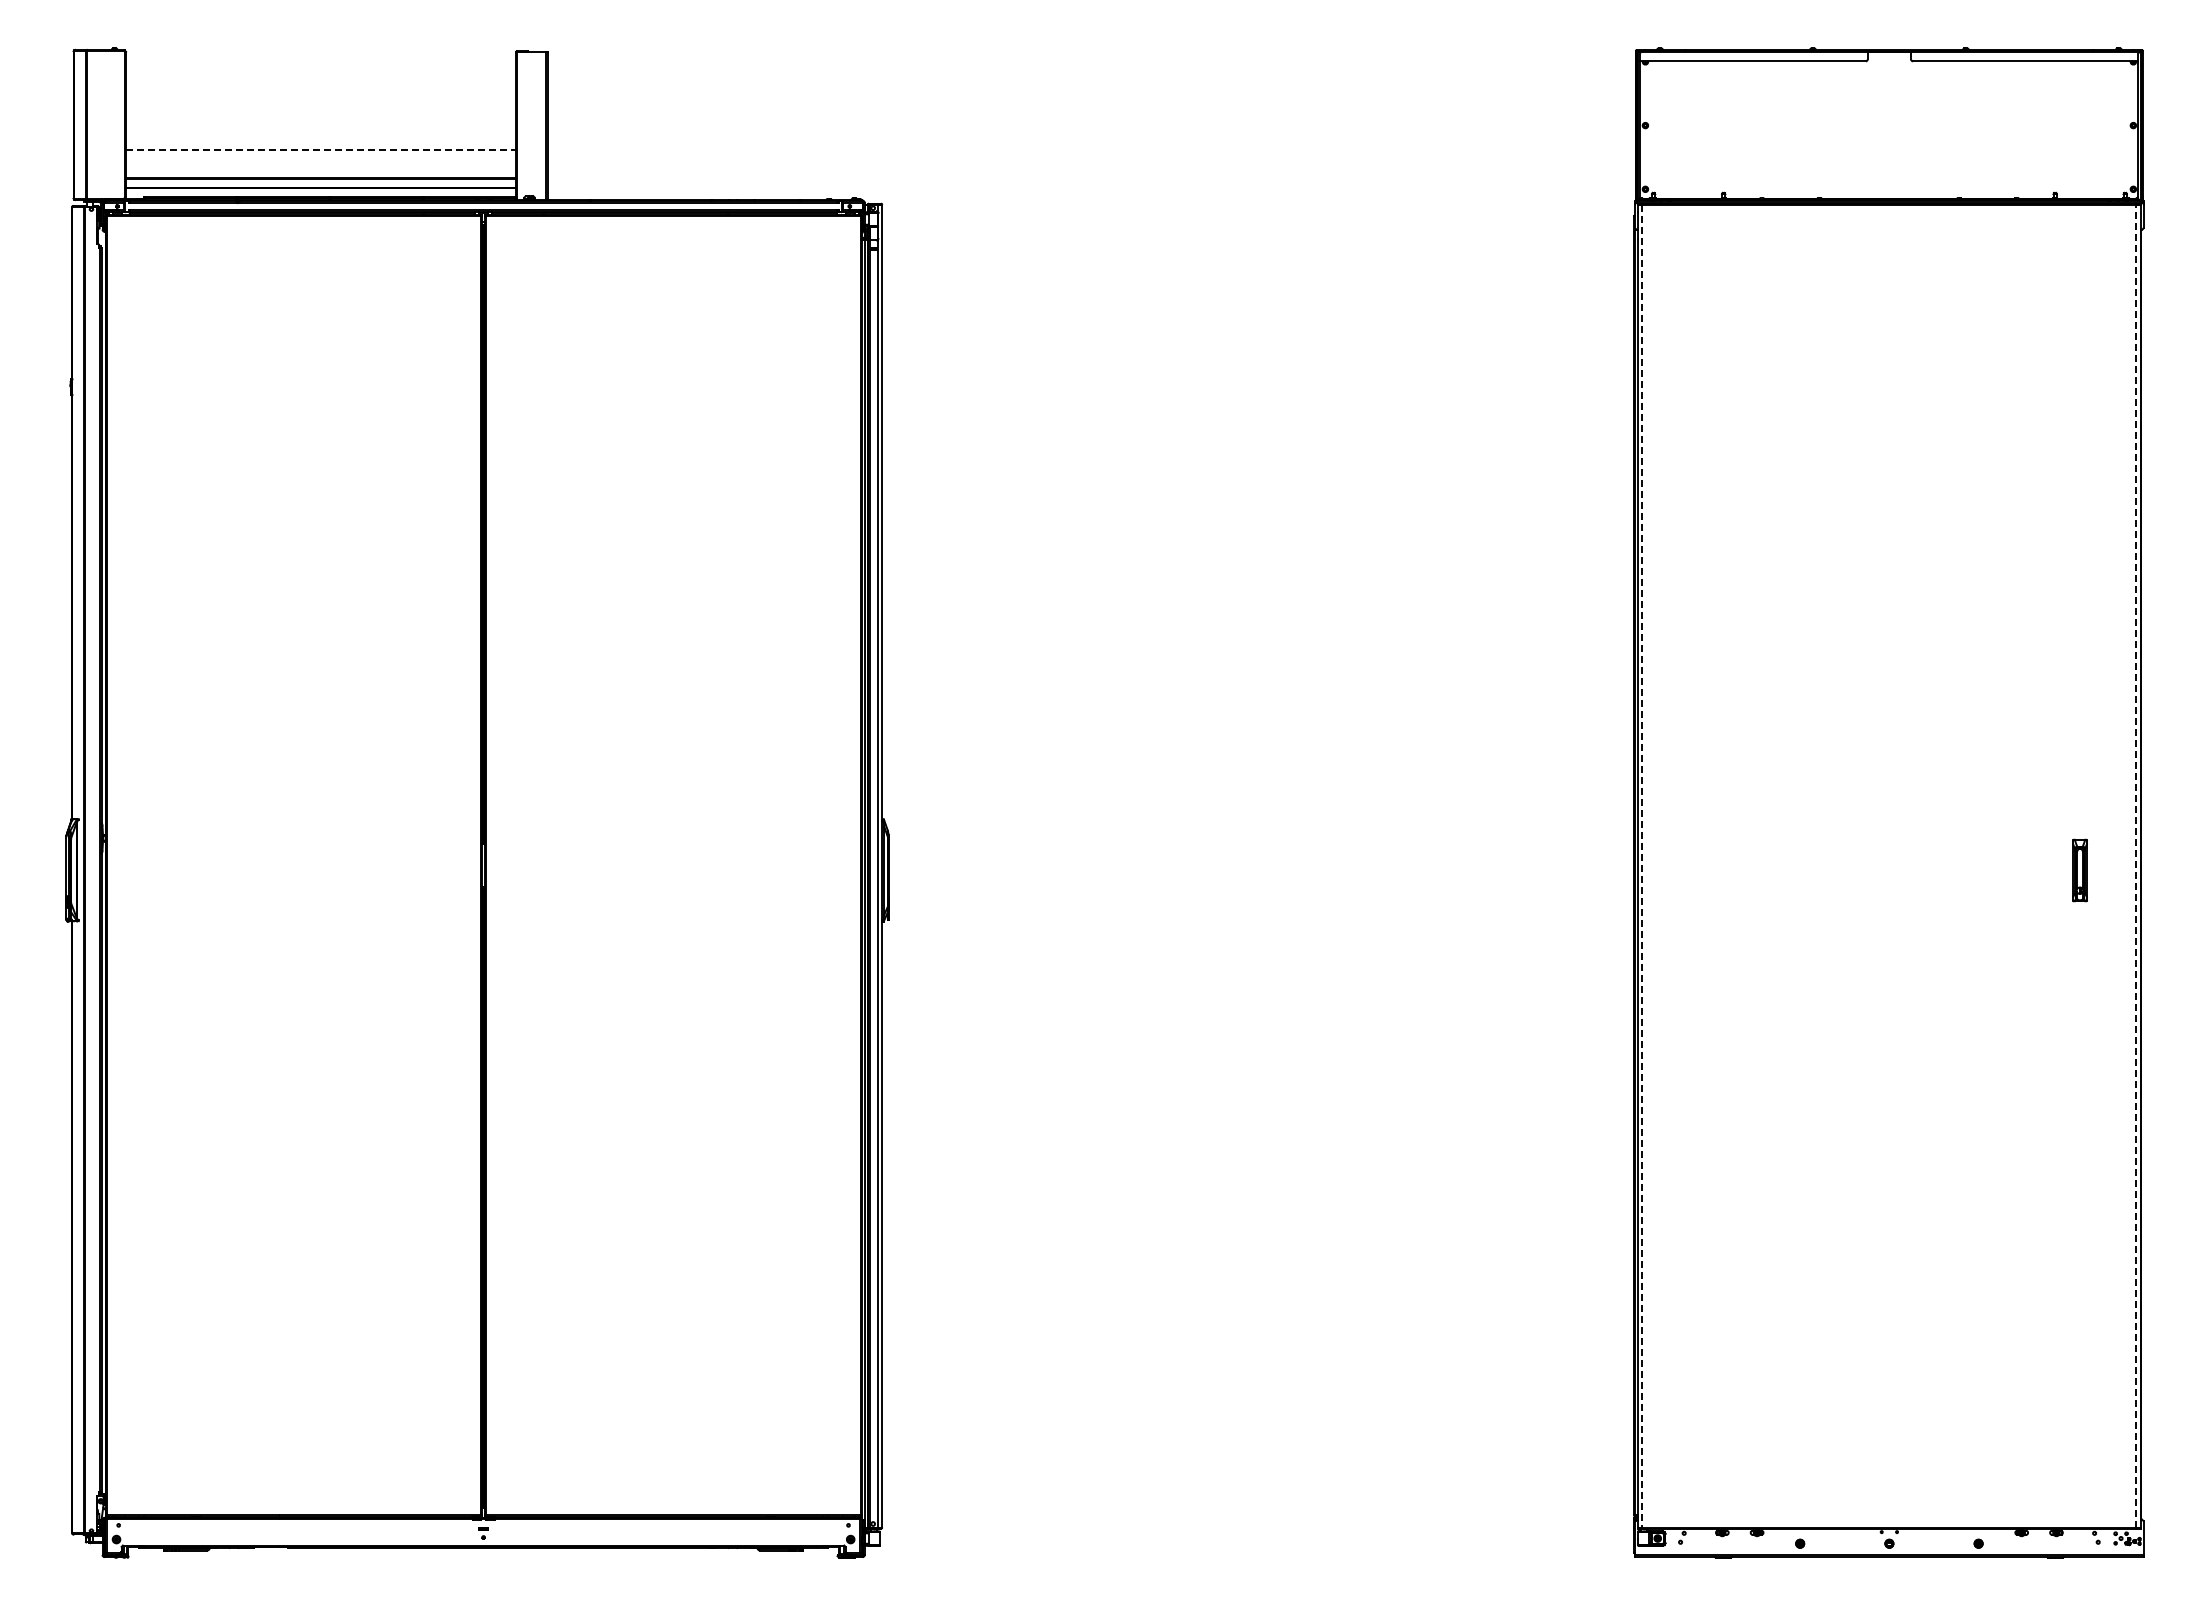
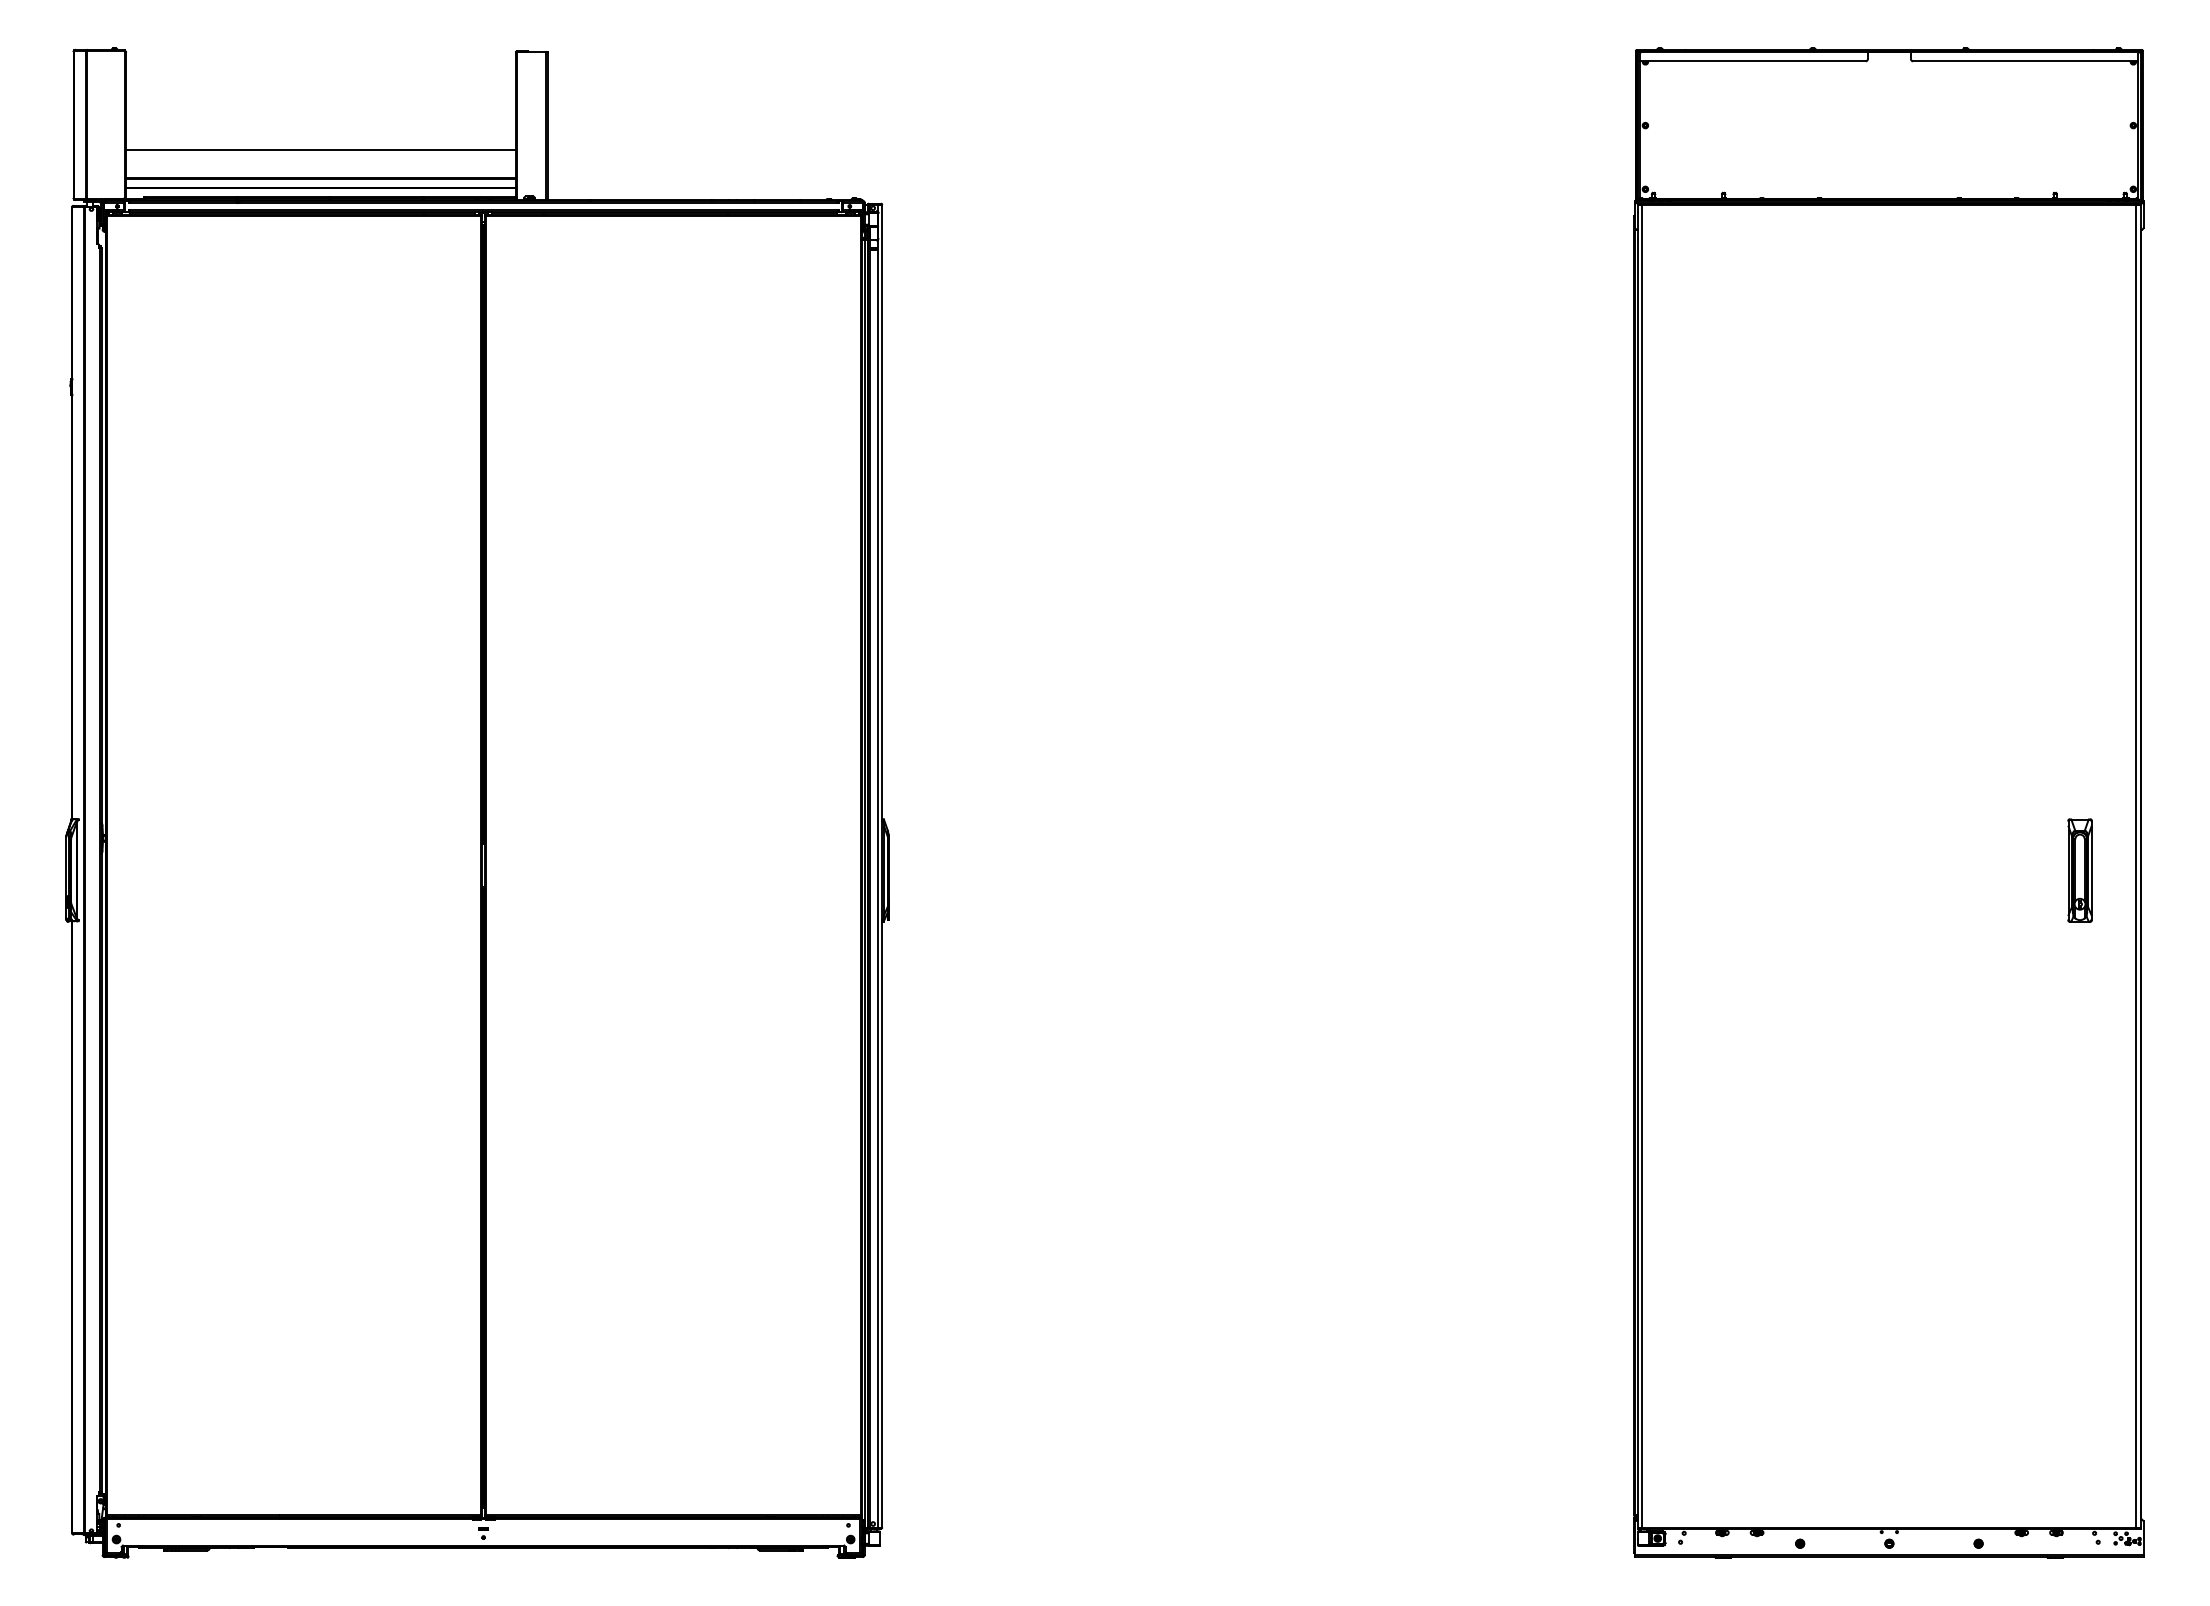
line: dashed -> solid (321, 149)
line: dashed -> solid (2136, 865)
line: dashed -> solid (1642, 866)
part size: 16x65 px -> 26x105 px (2079, 870)
